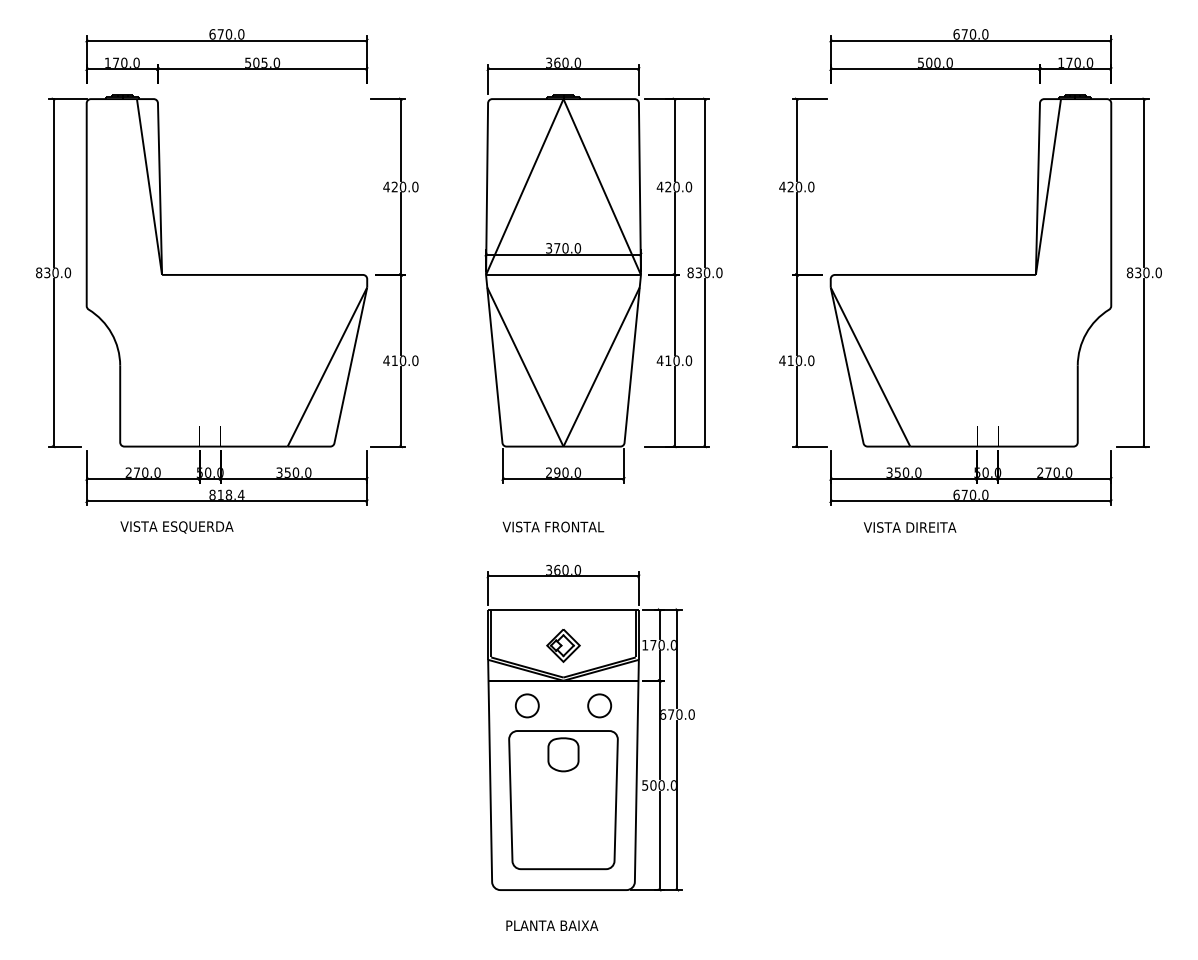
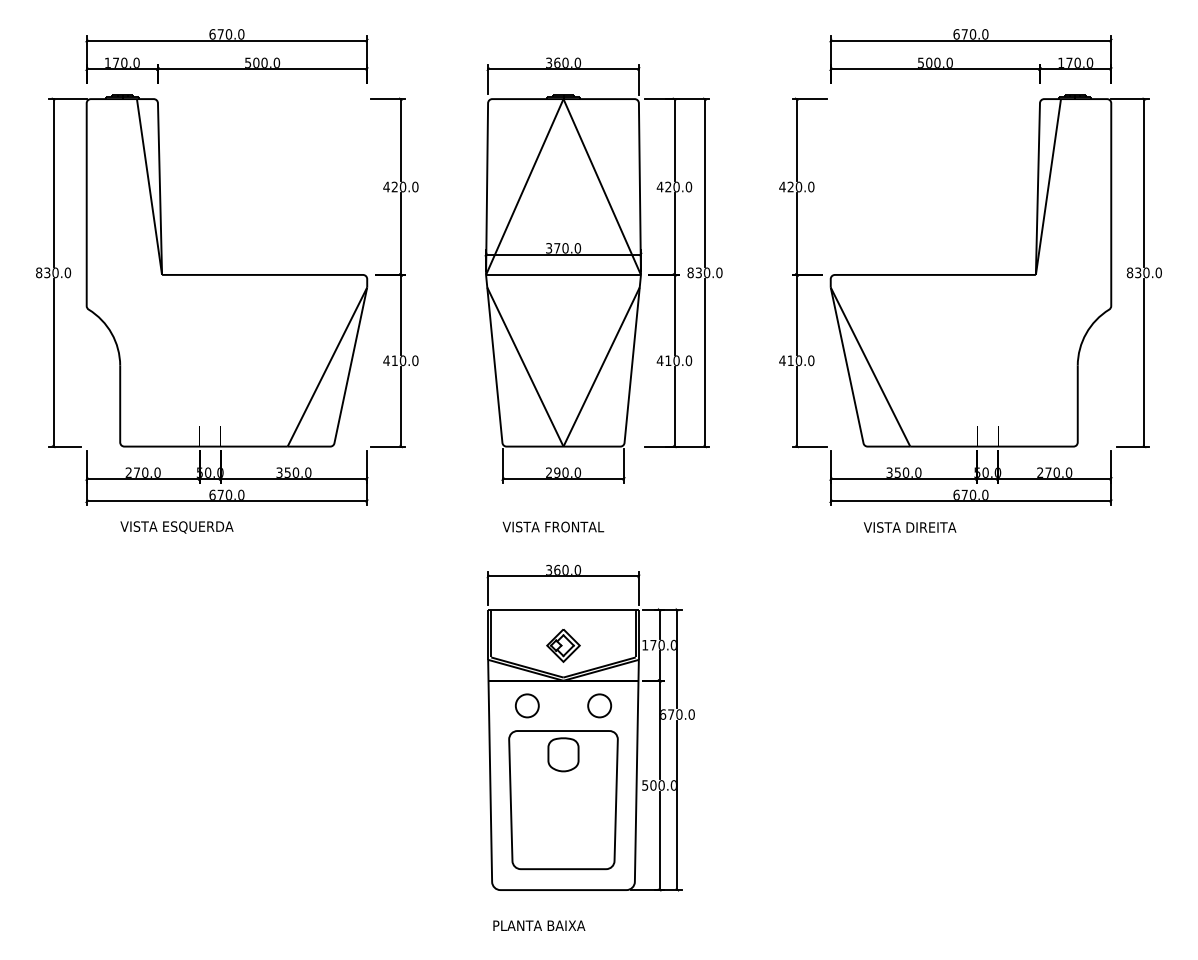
text: 505.0 -> 500.0 (264, 62)
text: 818.4 -> 670.0 (226, 494)
text position: (552, 925) -> (539, 925) (539, 925)
